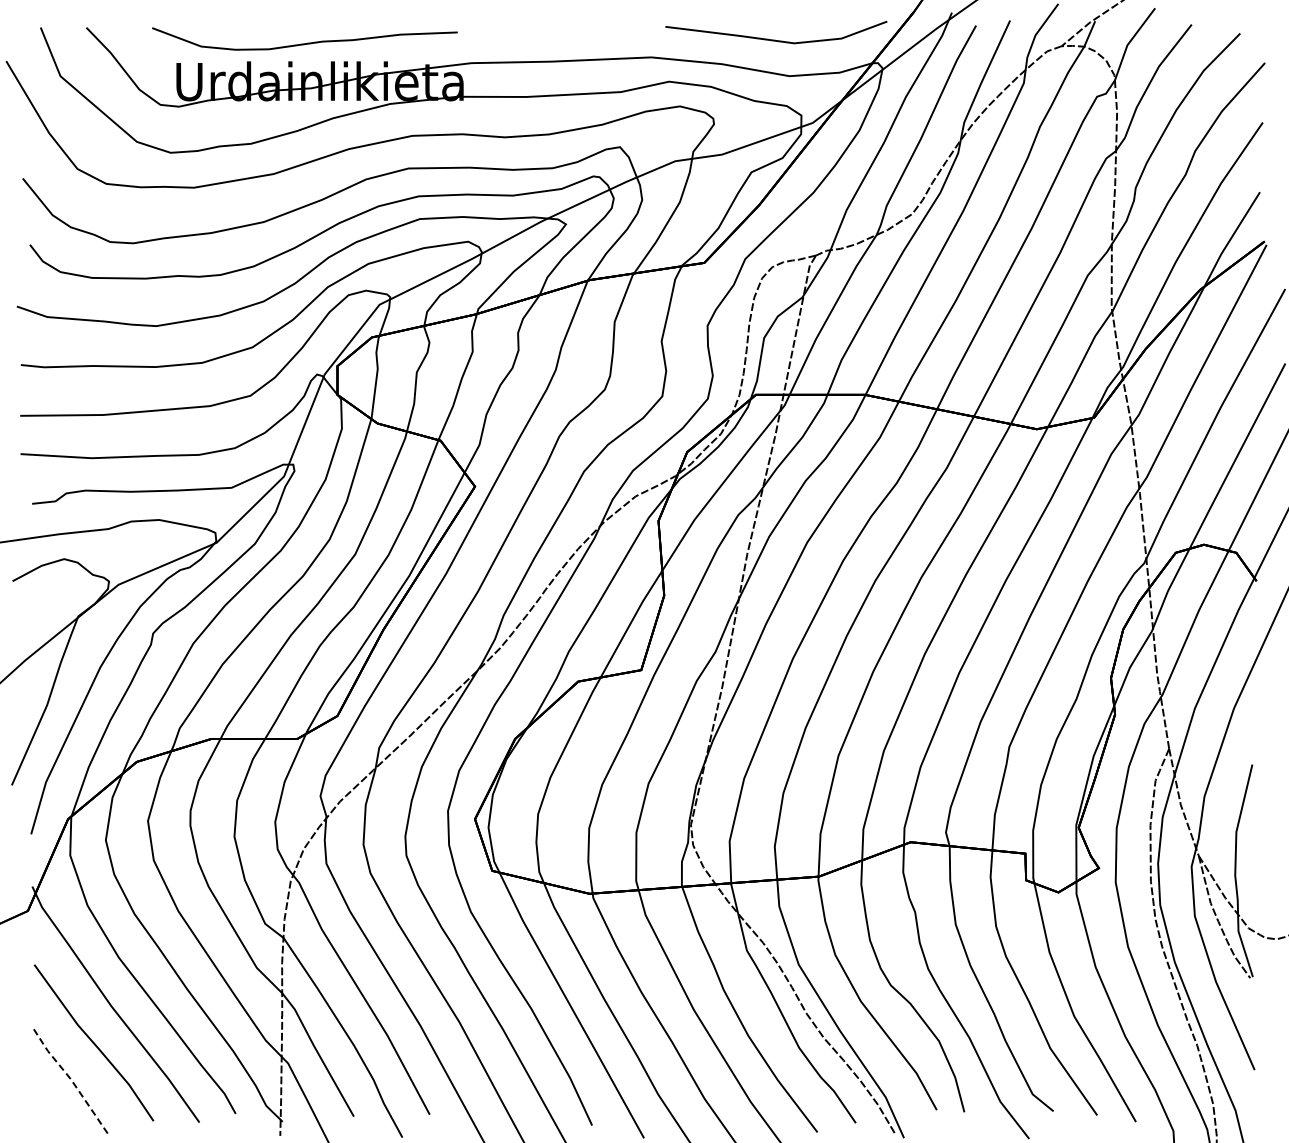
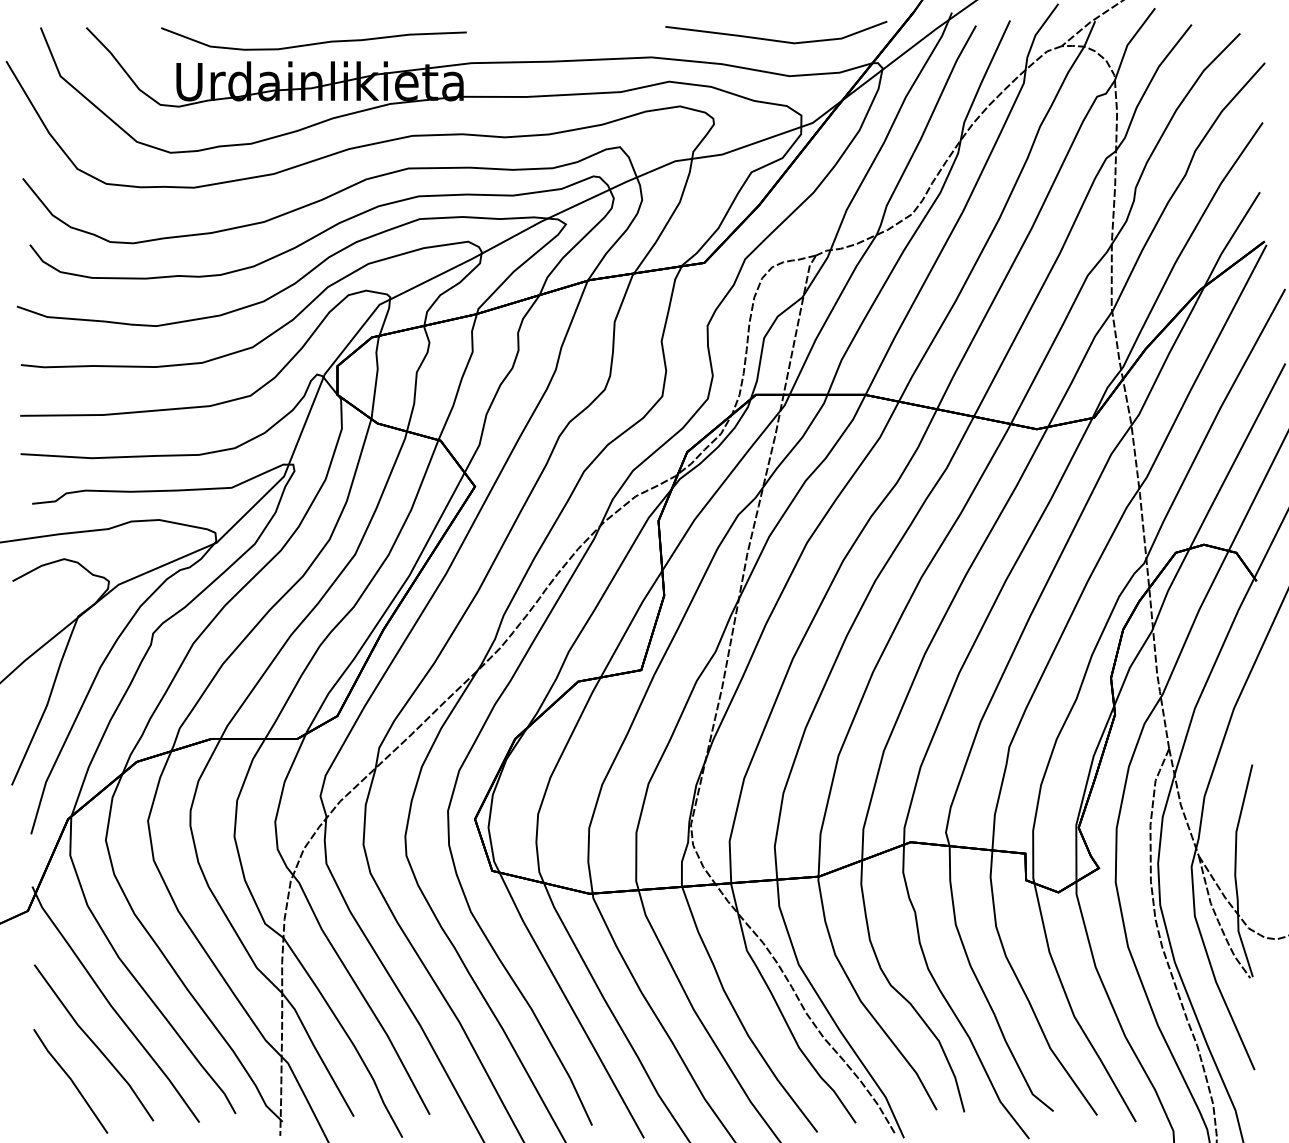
curve position: (307, 42) -> (316, 42) (316, 42)
line: dashed -> solid (70, 1079)
